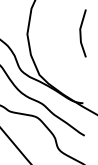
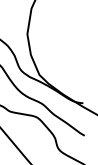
line: present -> none (81, 33)
